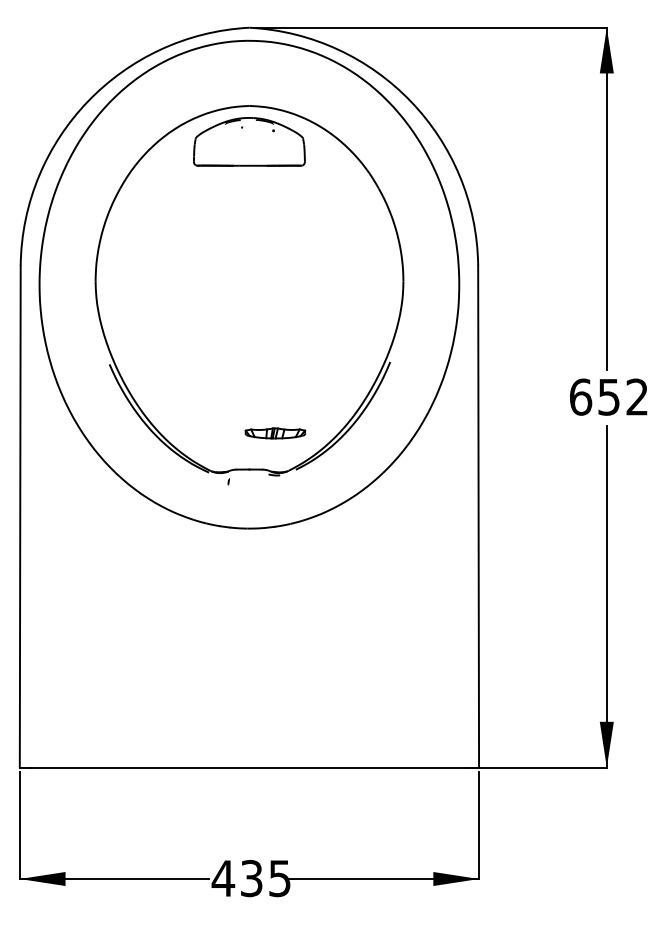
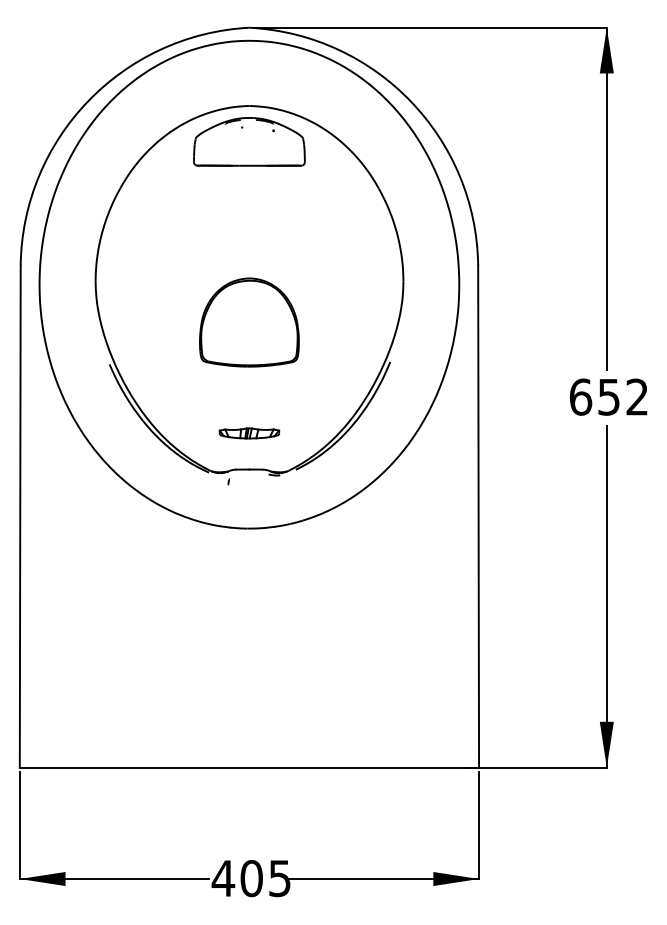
part: none -> present (249, 322)
part position: (275, 433) -> (249, 433) (249, 433)
text: 435 -> 405 (251, 878)
